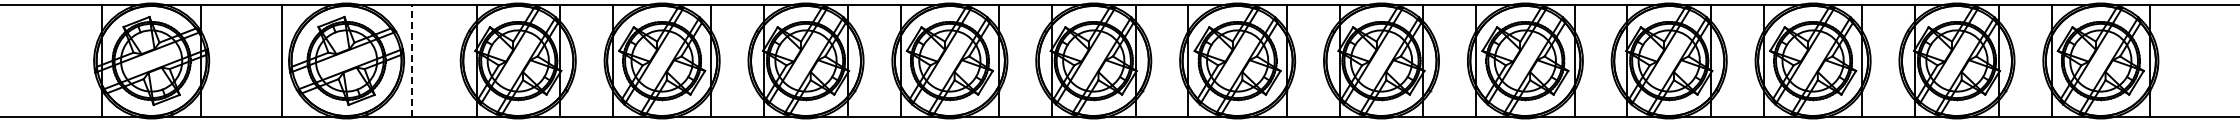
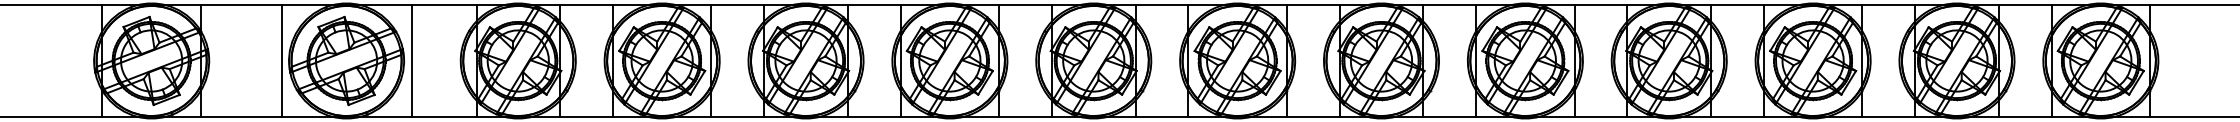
line: dashed -> solid (411, 61)
